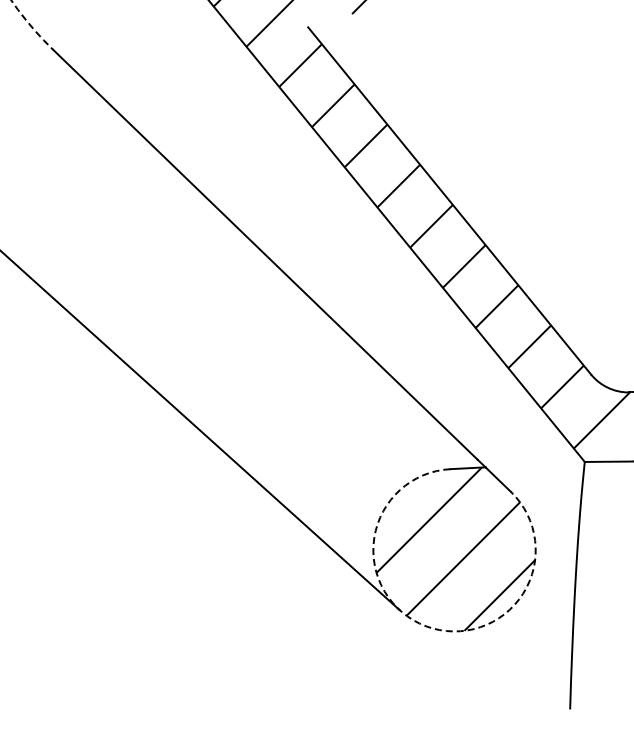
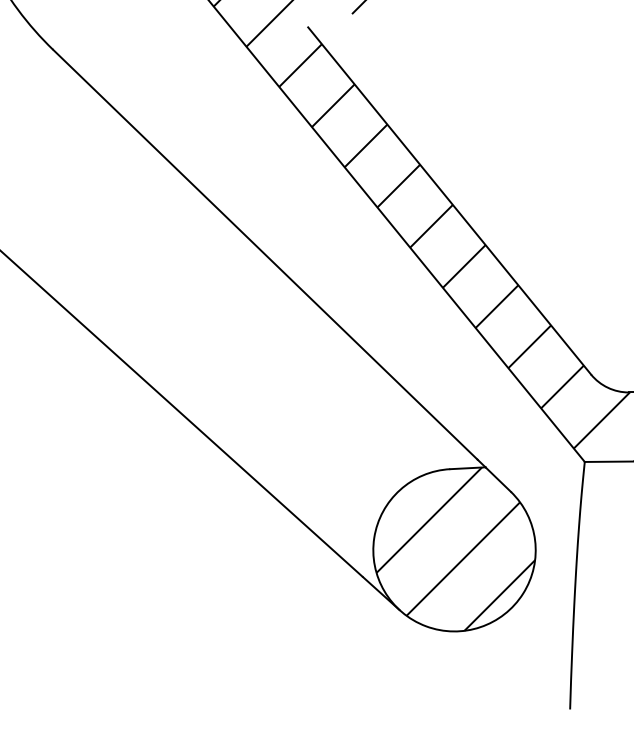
arc: dashed -> solid (31, 26)
arc: dashed -> solid (426, 626)
